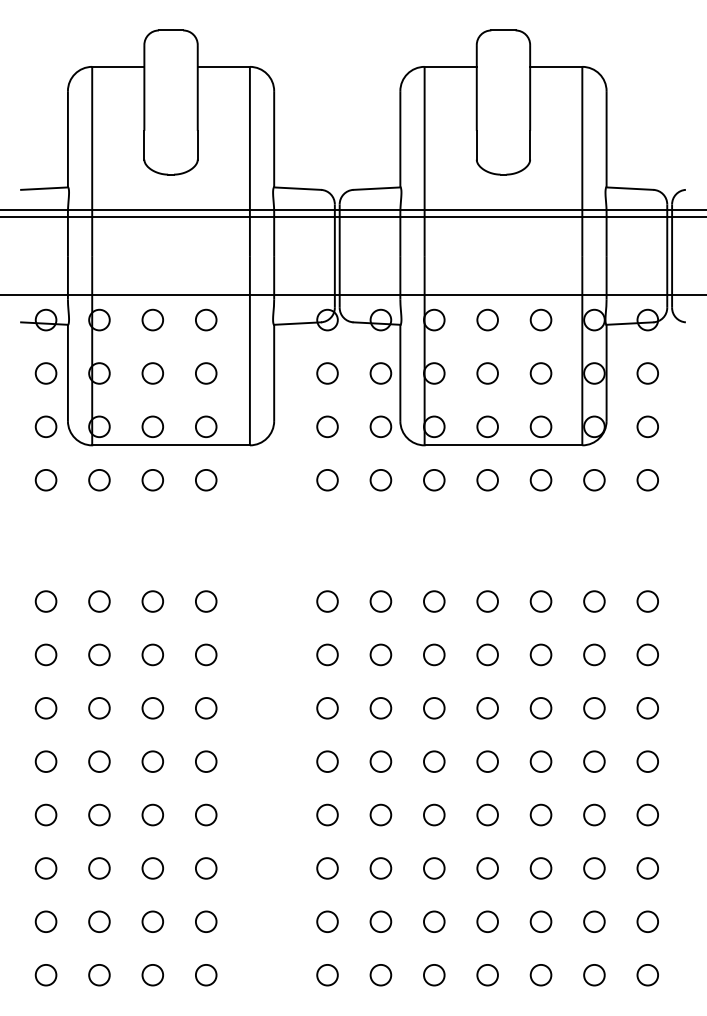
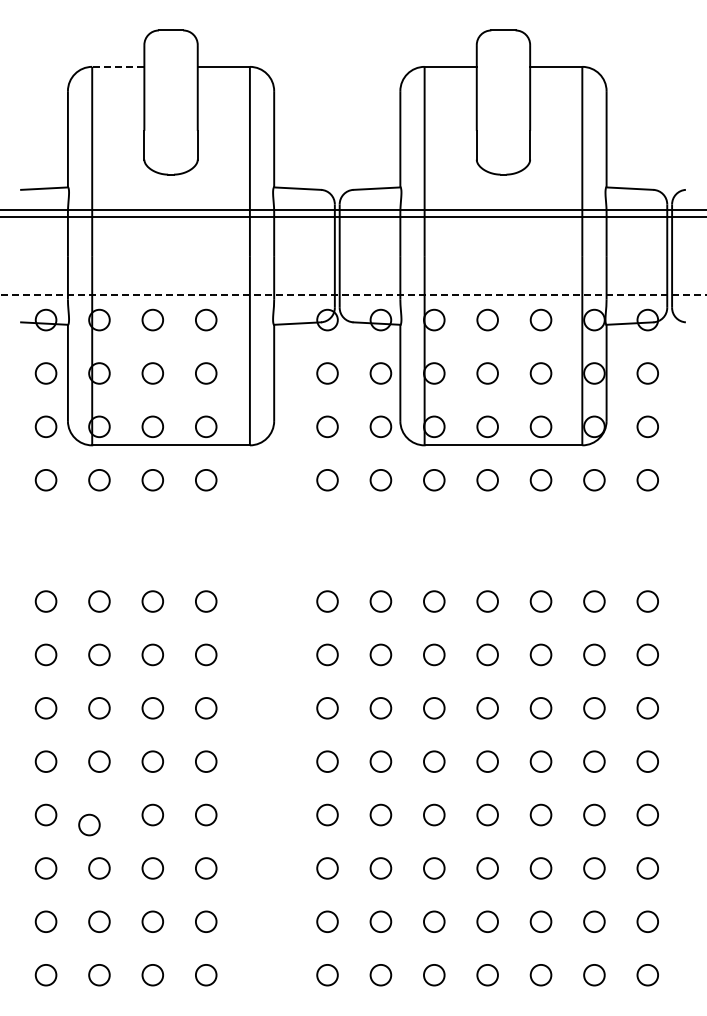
line: solid -> dashed (117, 66)
line: solid -> dashed (353, 294)
circle position: (99, 814) -> (89, 824) (89, 824)
